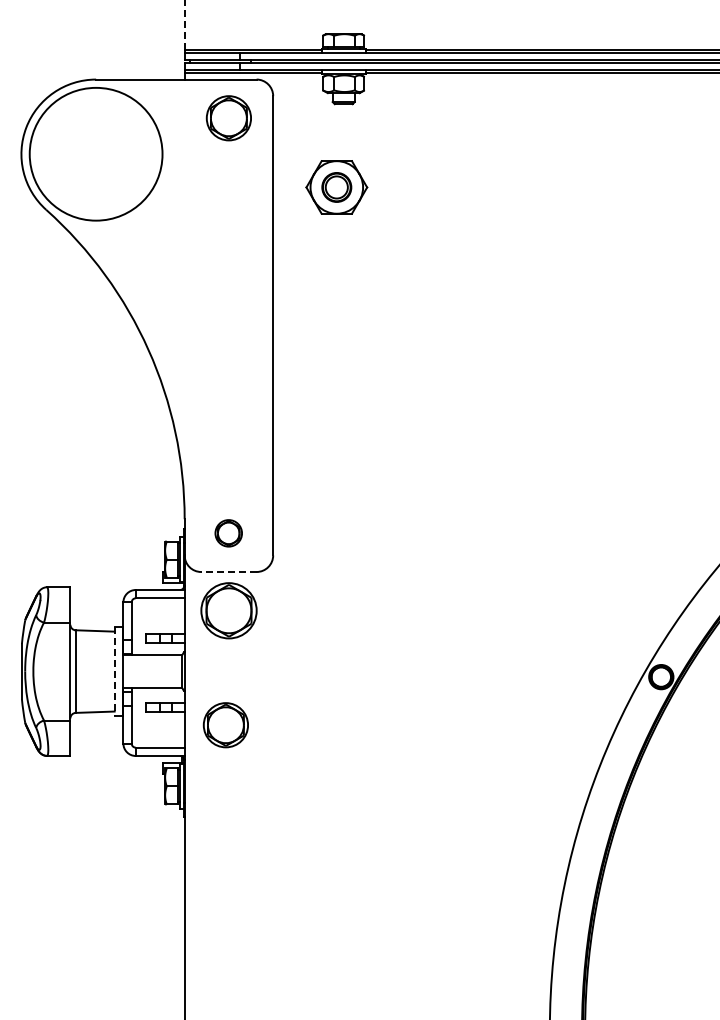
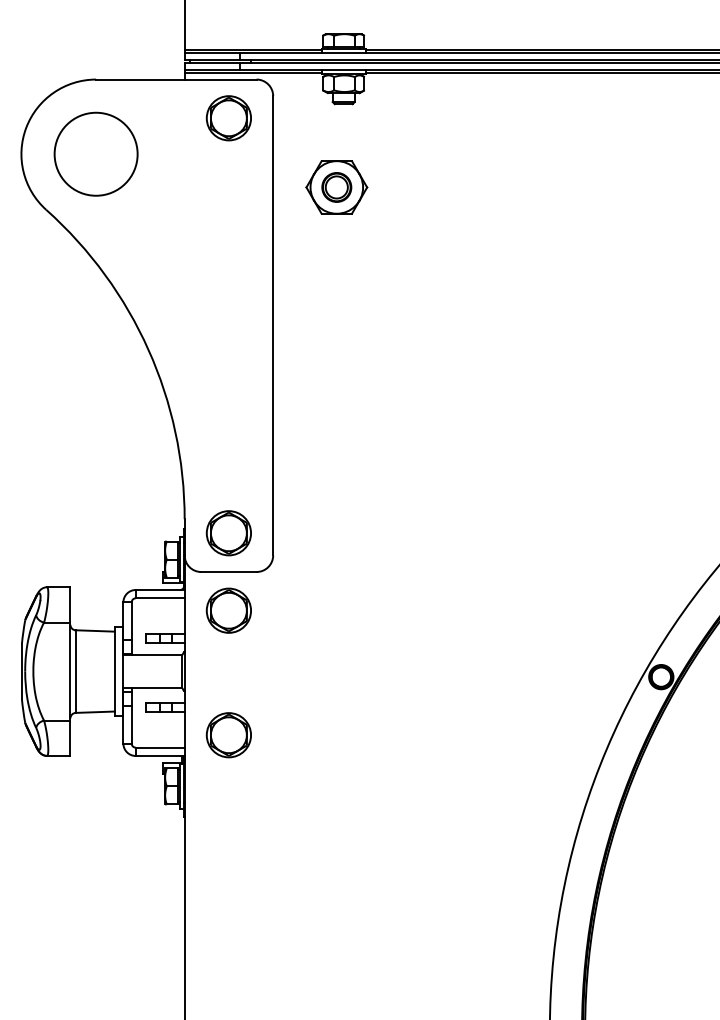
line: dashed -> solid (184, 24)
circle diameter: 133 px -> 83 px (95, 153)
part size: 29x29 px -> 47x47 px (228, 533)
line: dashed -> solid (228, 572)
part size: 58x58 px -> 47x47 px (228, 610)
line: dashed -> solid (114, 672)
part position: (225, 725) -> (228, 735) (228, 735)
